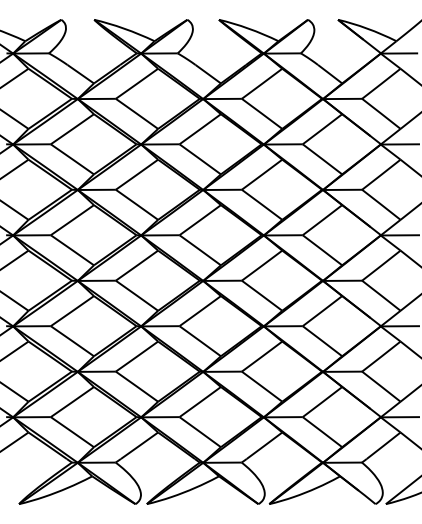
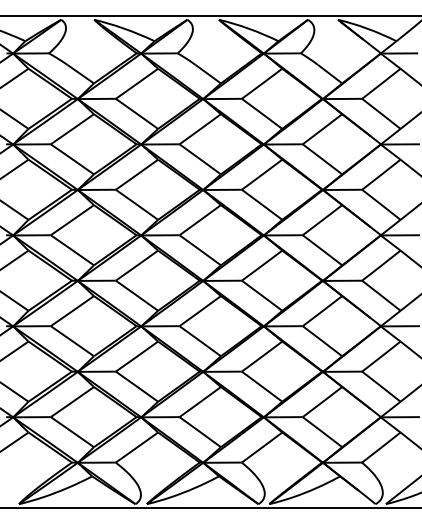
line: none -> present (210, 15)
line: none -> present (210, 508)
